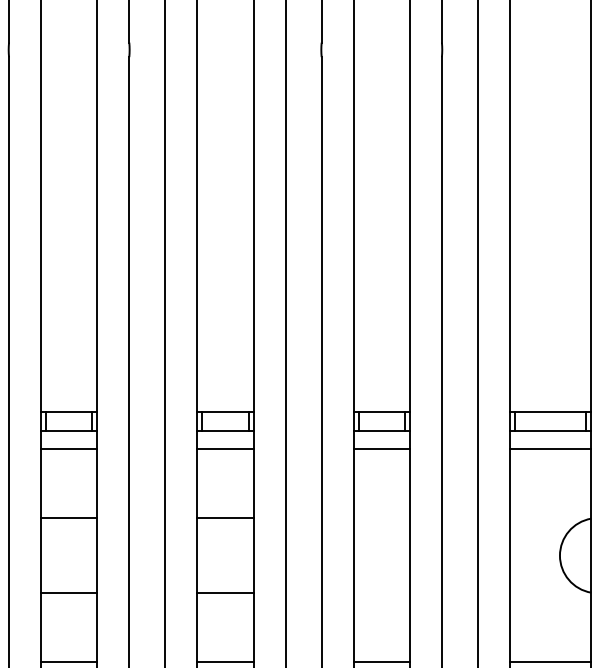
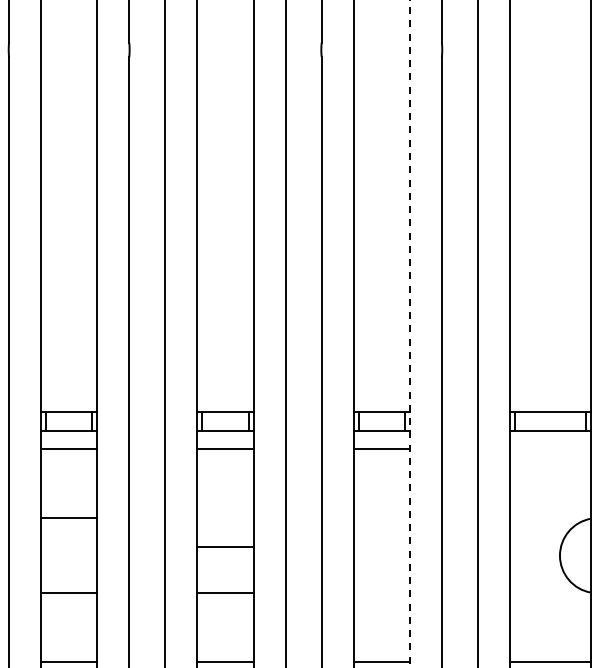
line: solid -> dashed (409, 333)
line: present -> none (550, 449)
line position: (225, 518) -> (225, 547) (225, 547)
